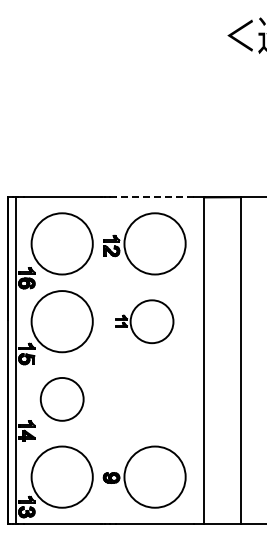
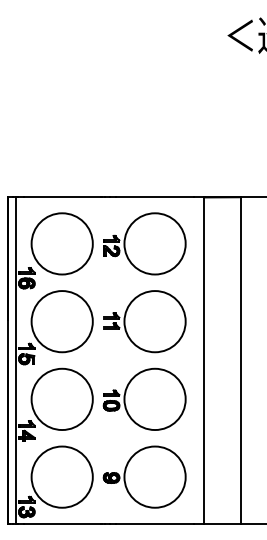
line: dashed -> solid (155, 197)
part size: 60x46 px -> 84x64 px (144, 321)
circle diameter: 43 px -> 61 px (61, 399)
part: none -> present (144, 398)
